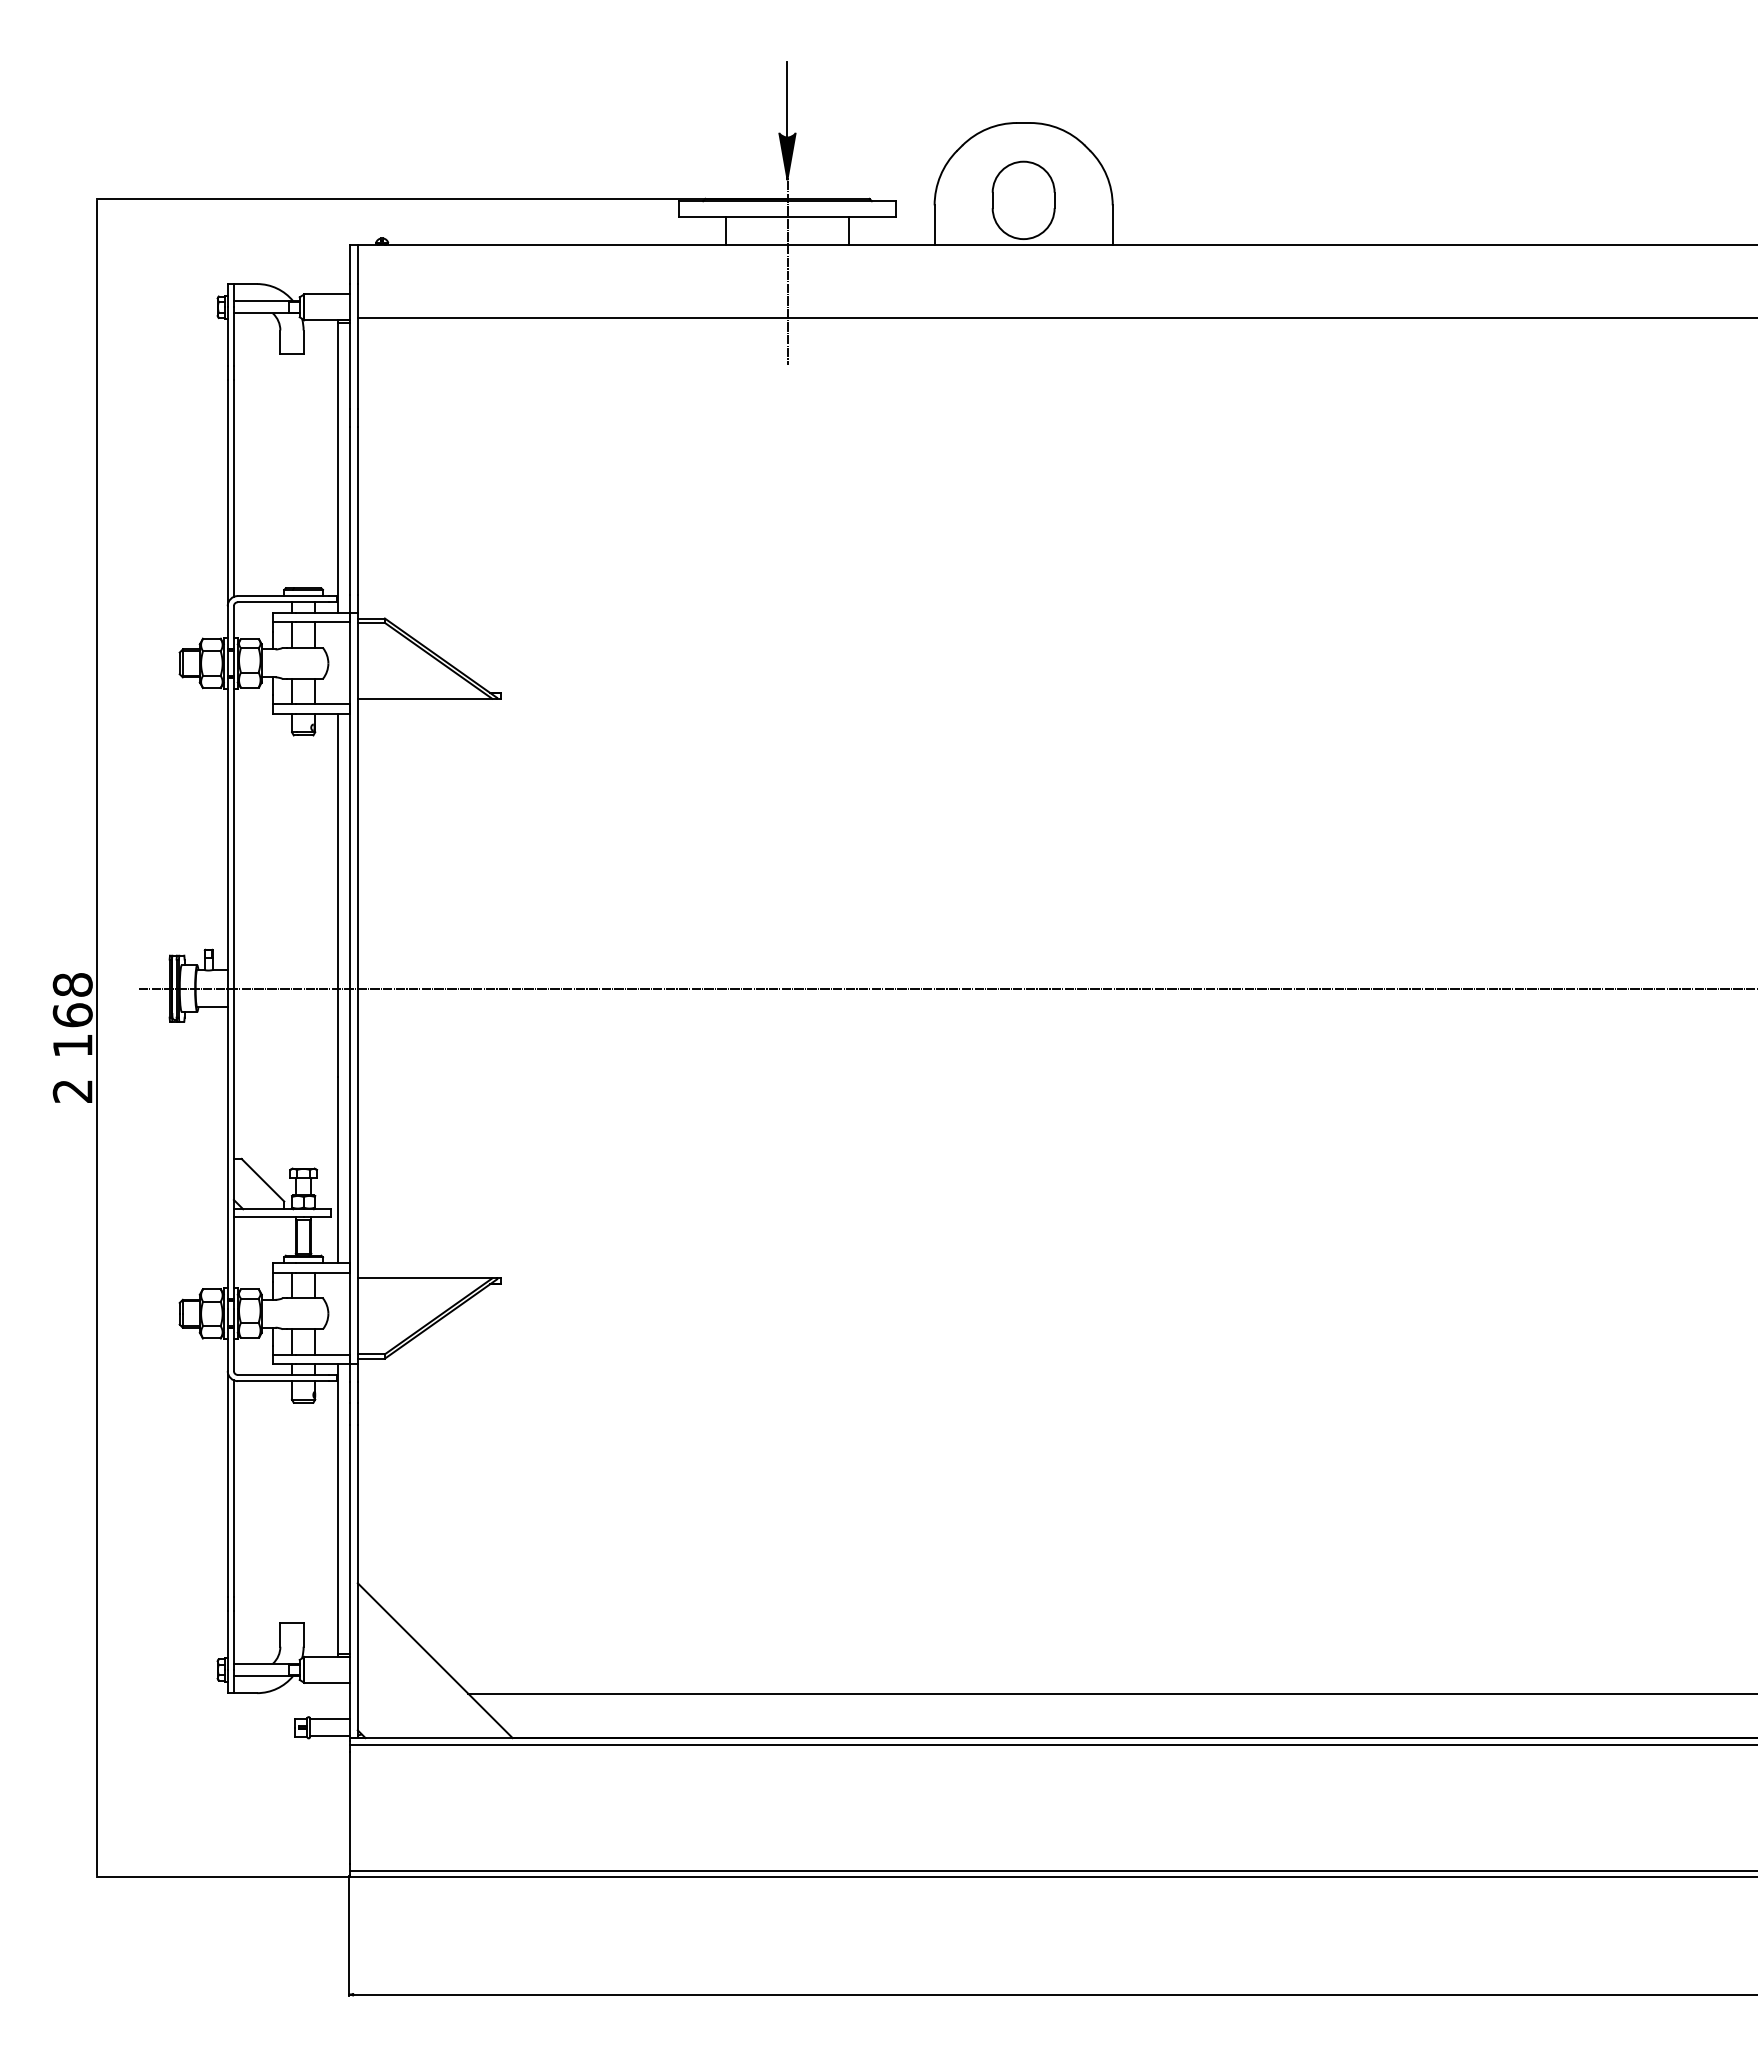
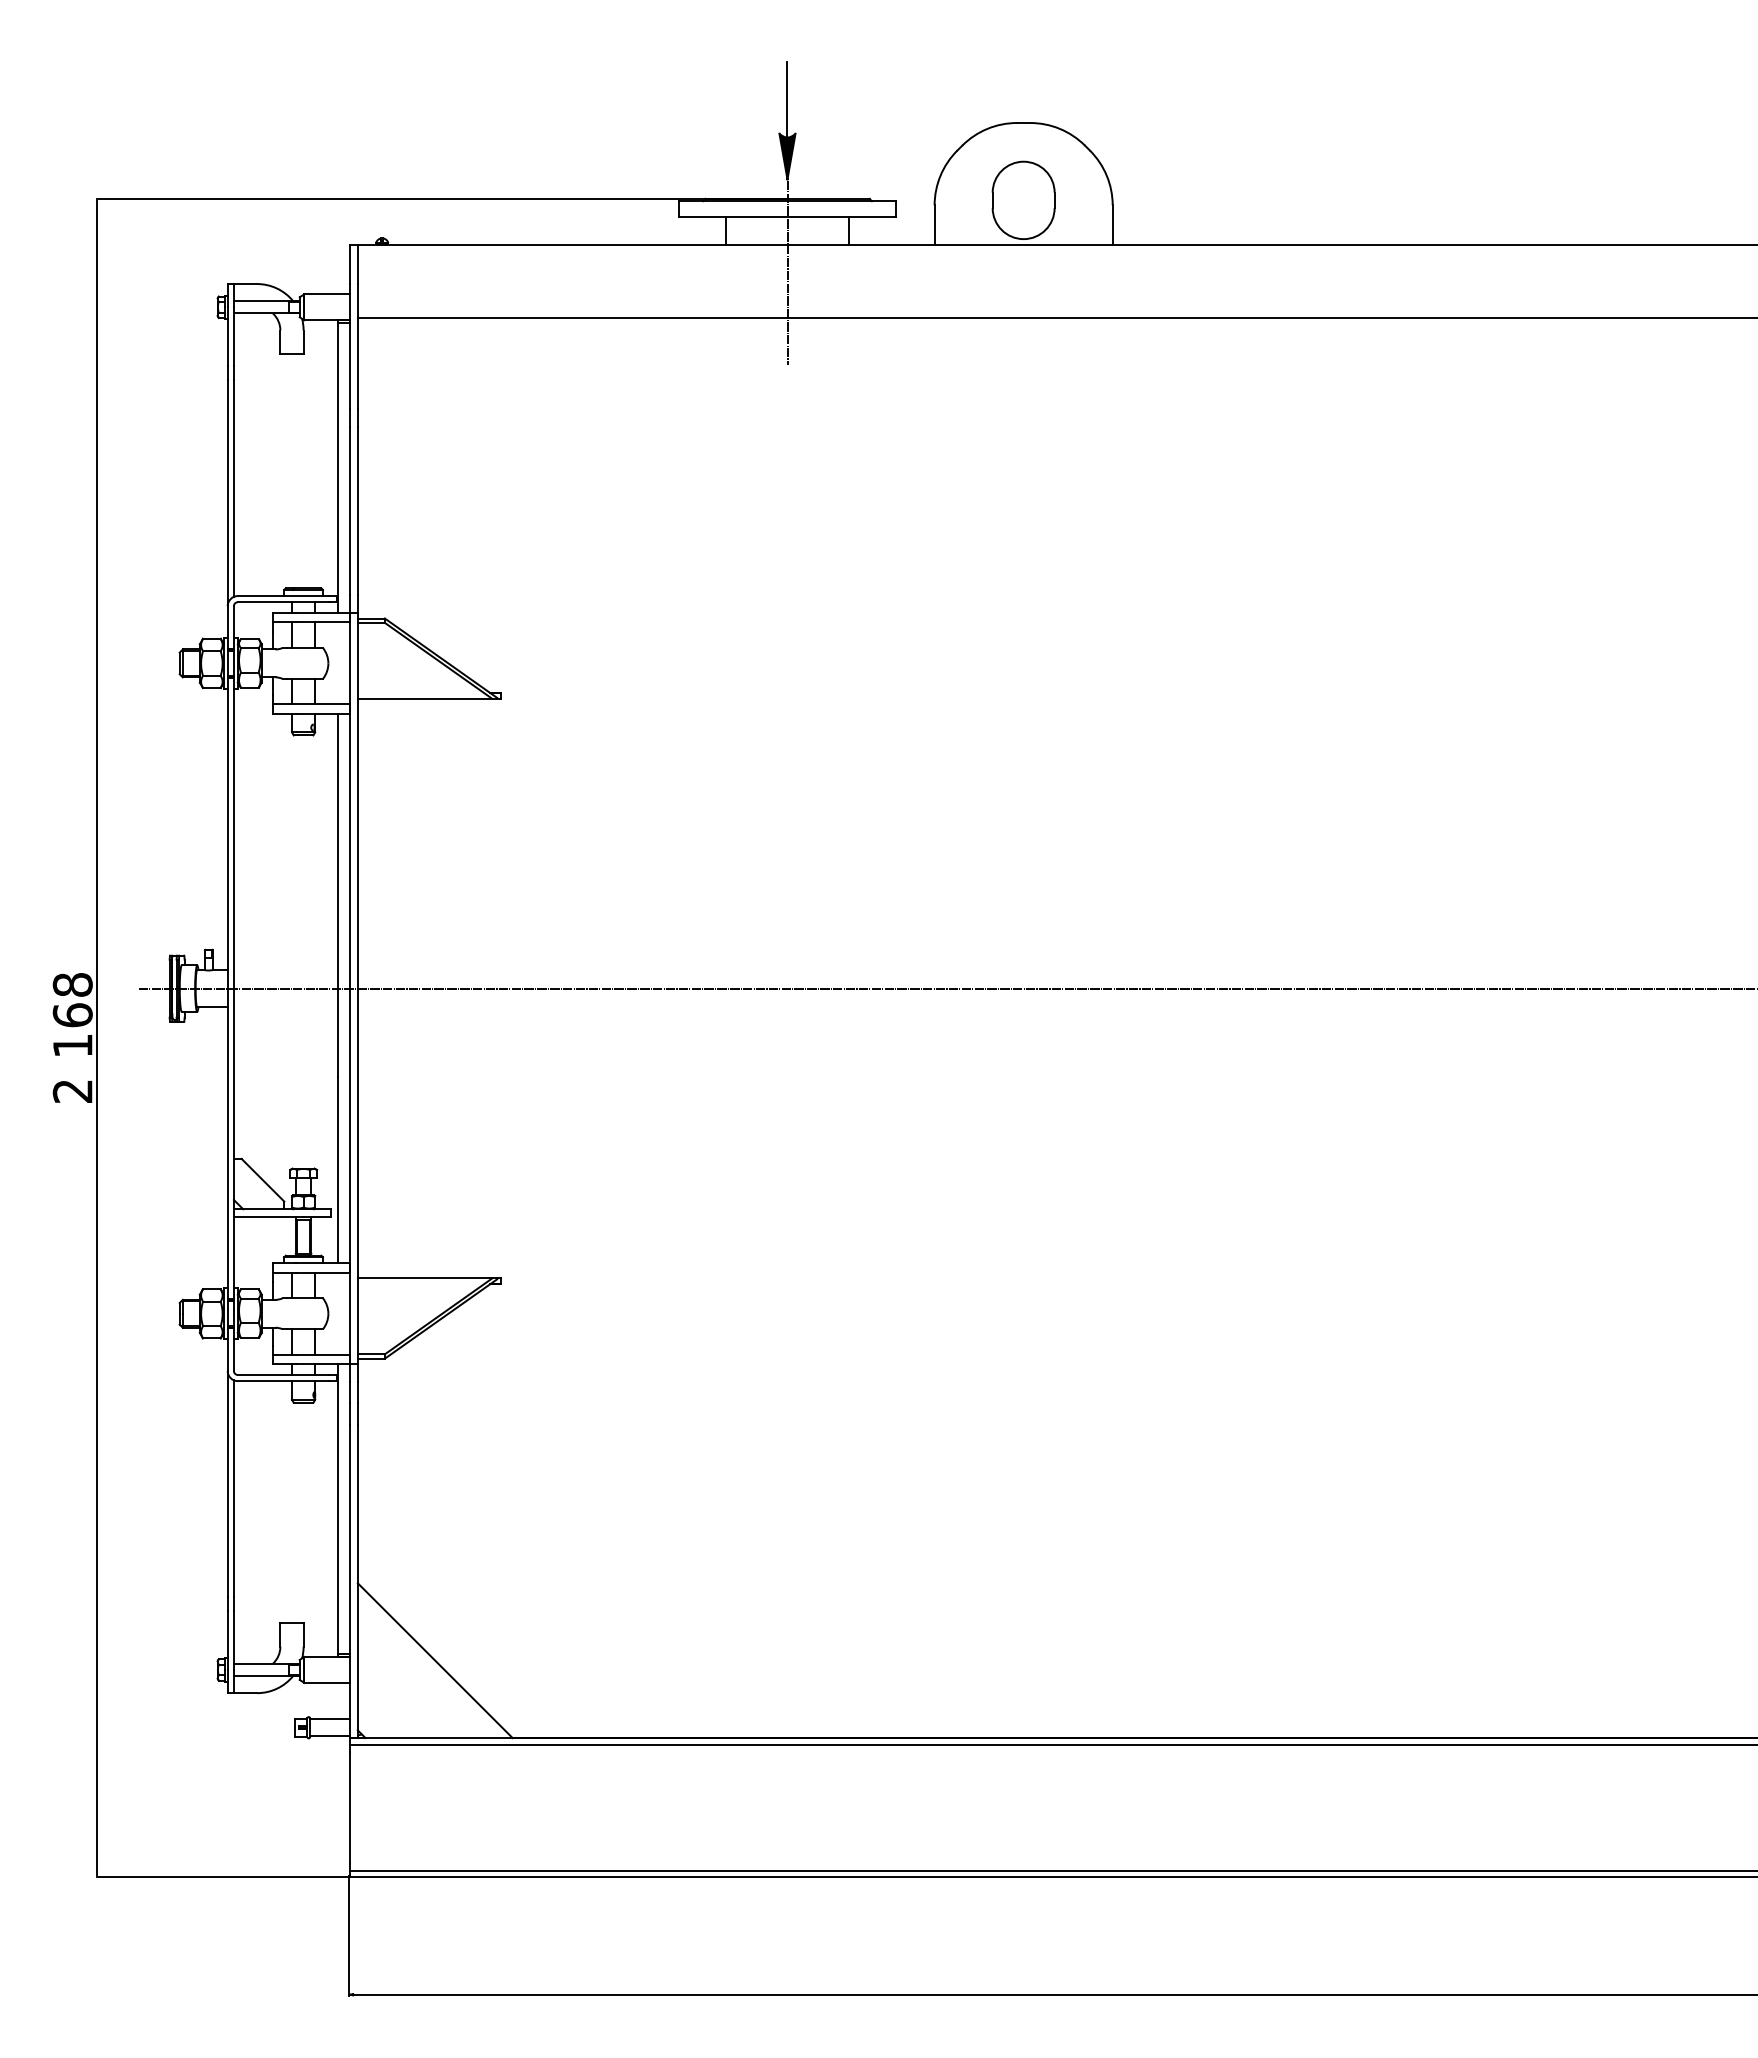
line: present -> none (1111, 1693)
